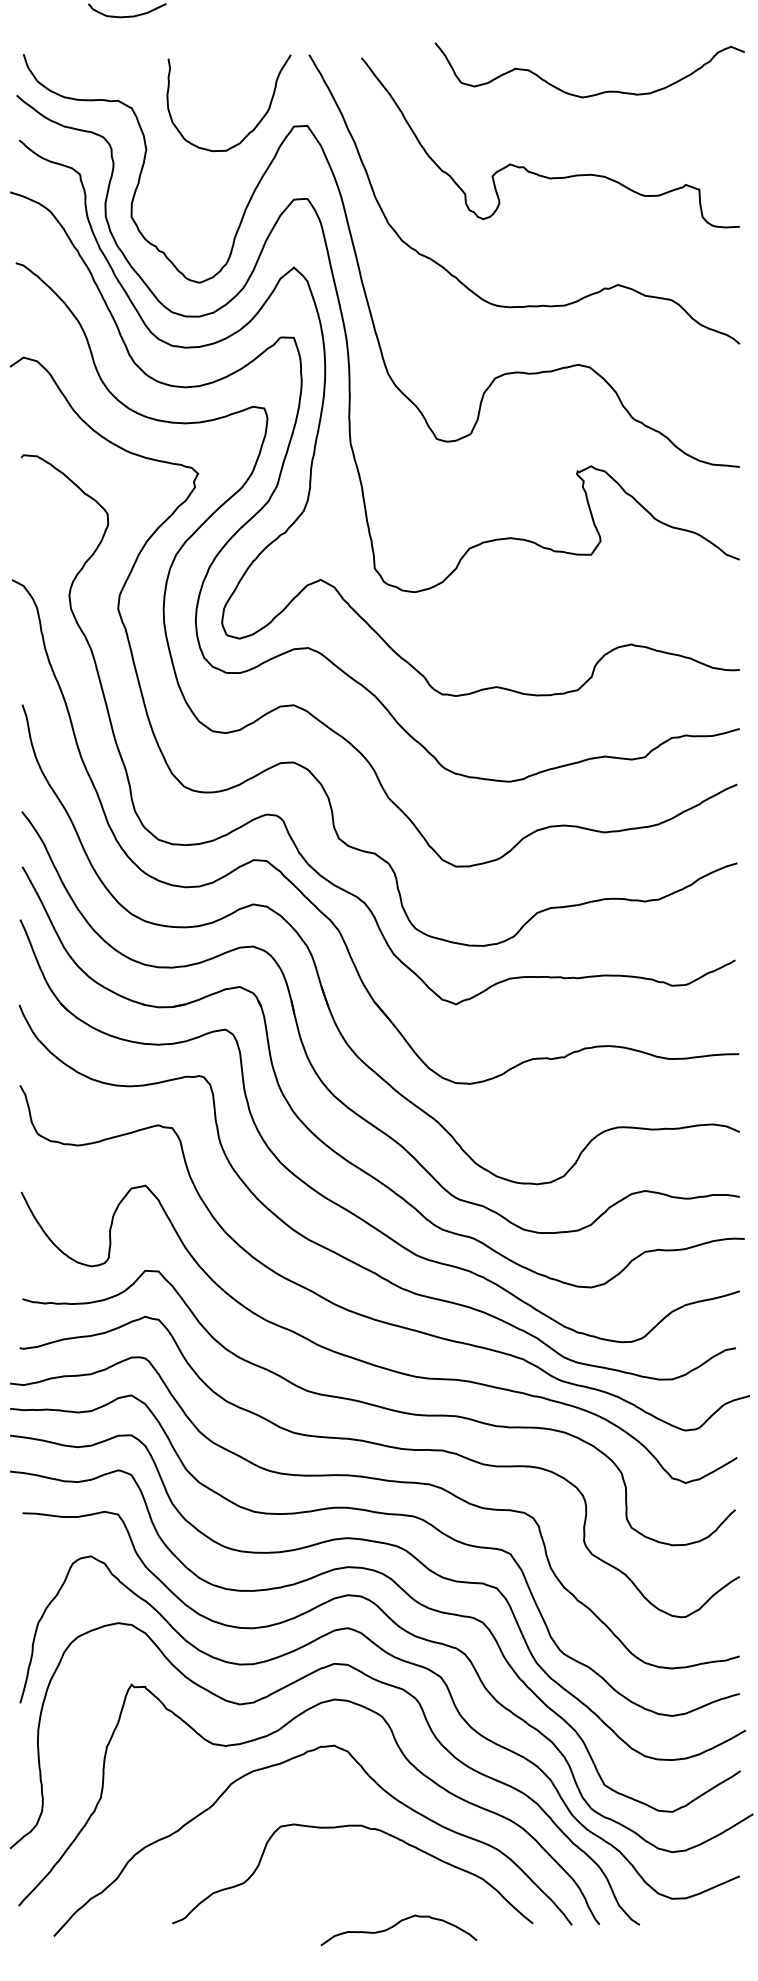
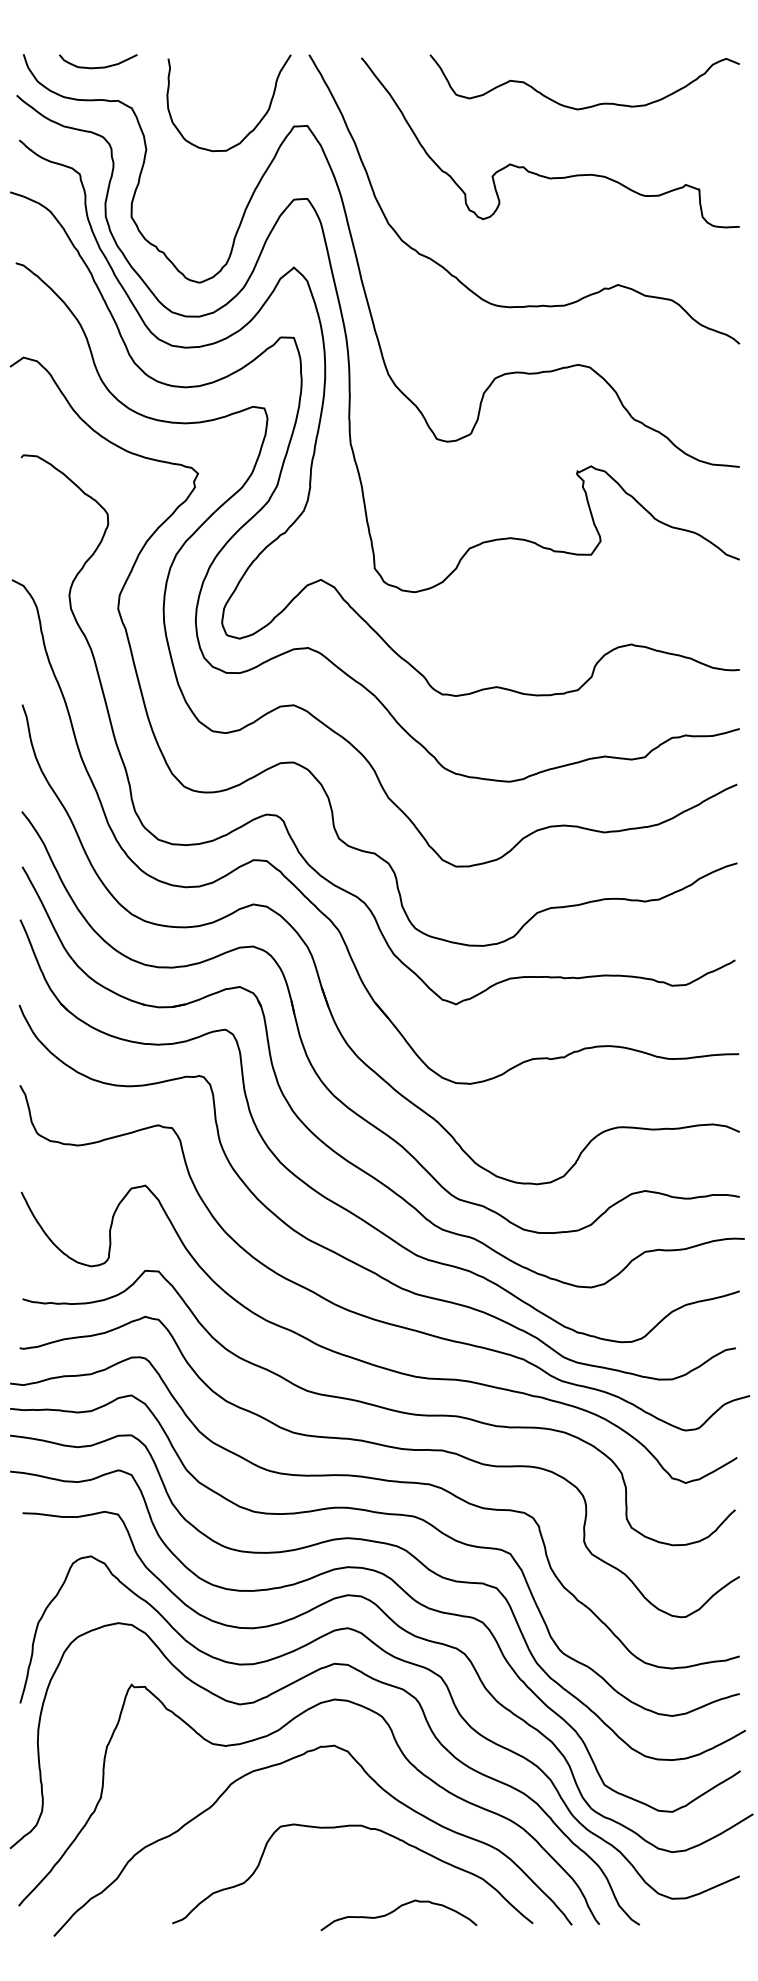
curve position: (128, 15) -> (99, 66) (99, 66)
curve position: (596, 93) -> (591, 105) (591, 105)
curve position: (395, 1926) -> (395, 1911) (395, 1911)
